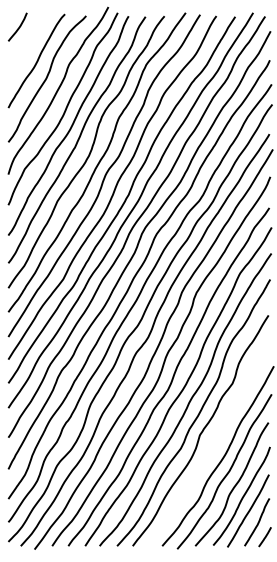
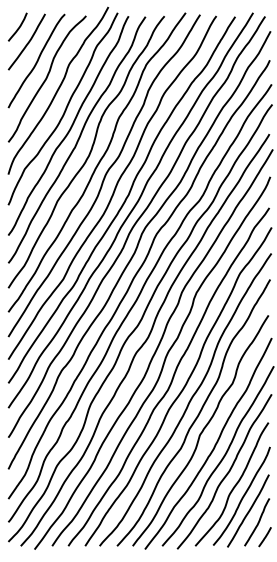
curve: none -> present (27, 42)
curve: none -> present (213, 446)
